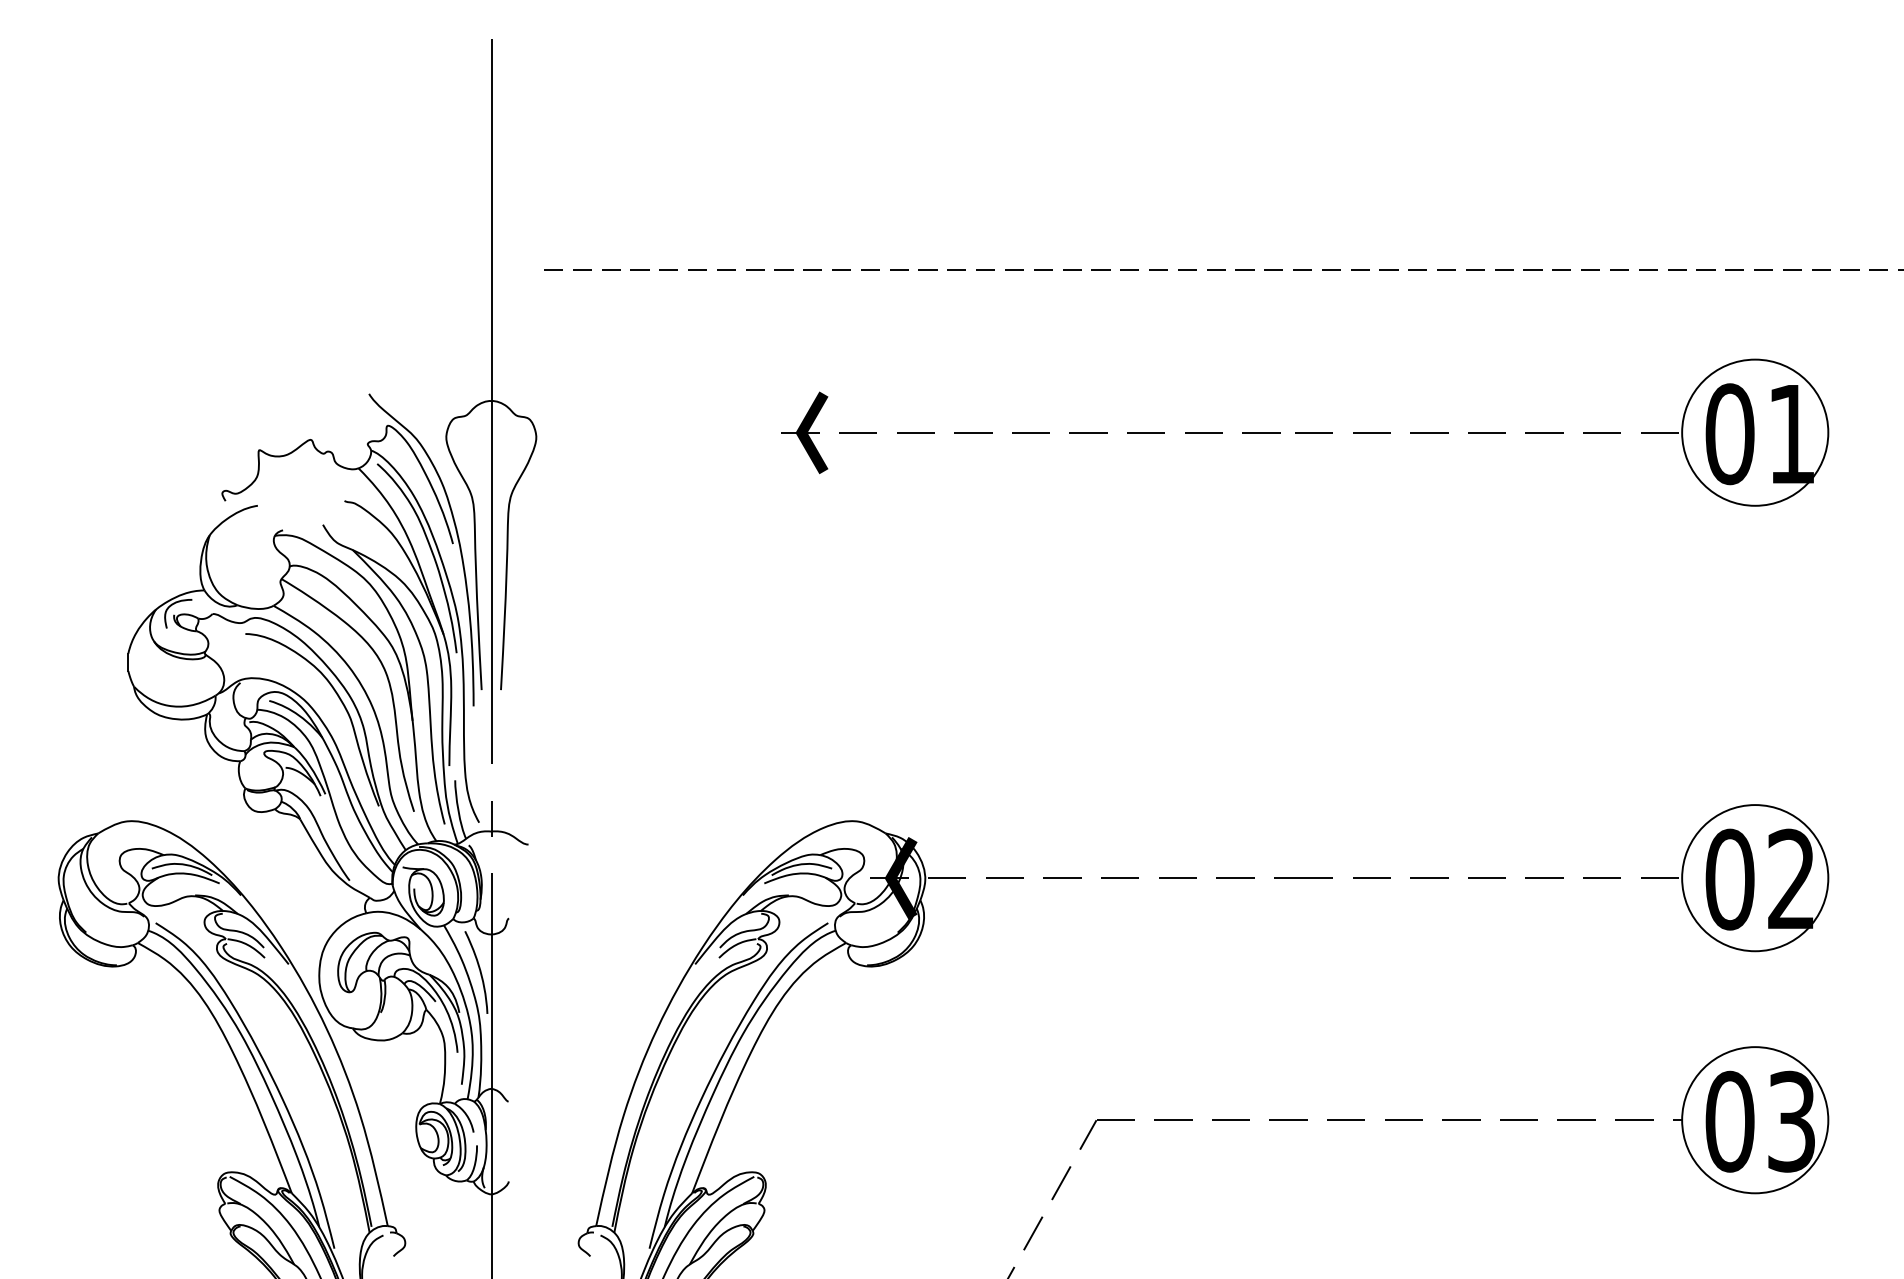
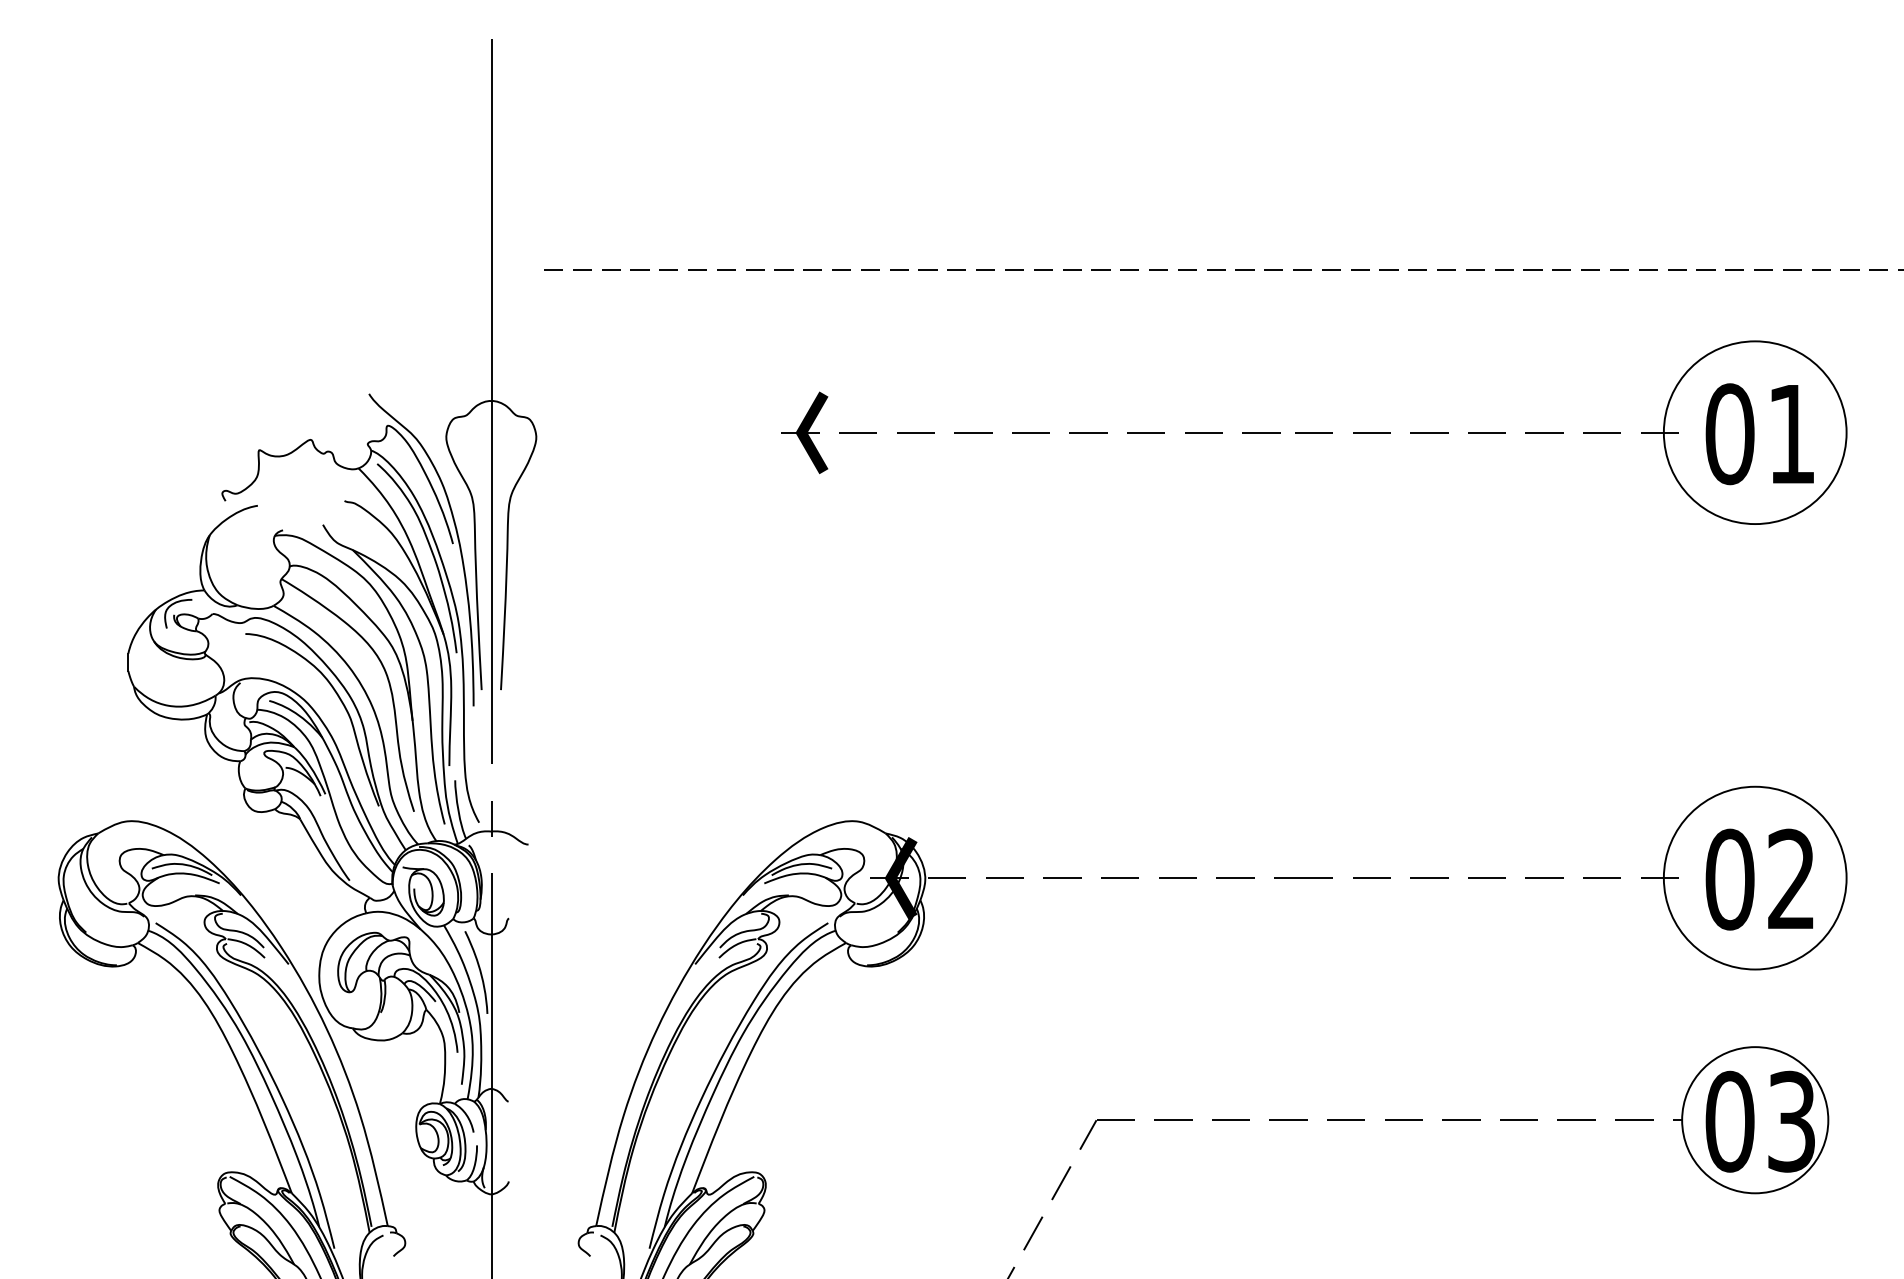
circle diameter: 146 px -> 183 px (1754, 432)
circle diameter: 146 px -> 183 px (1754, 877)
